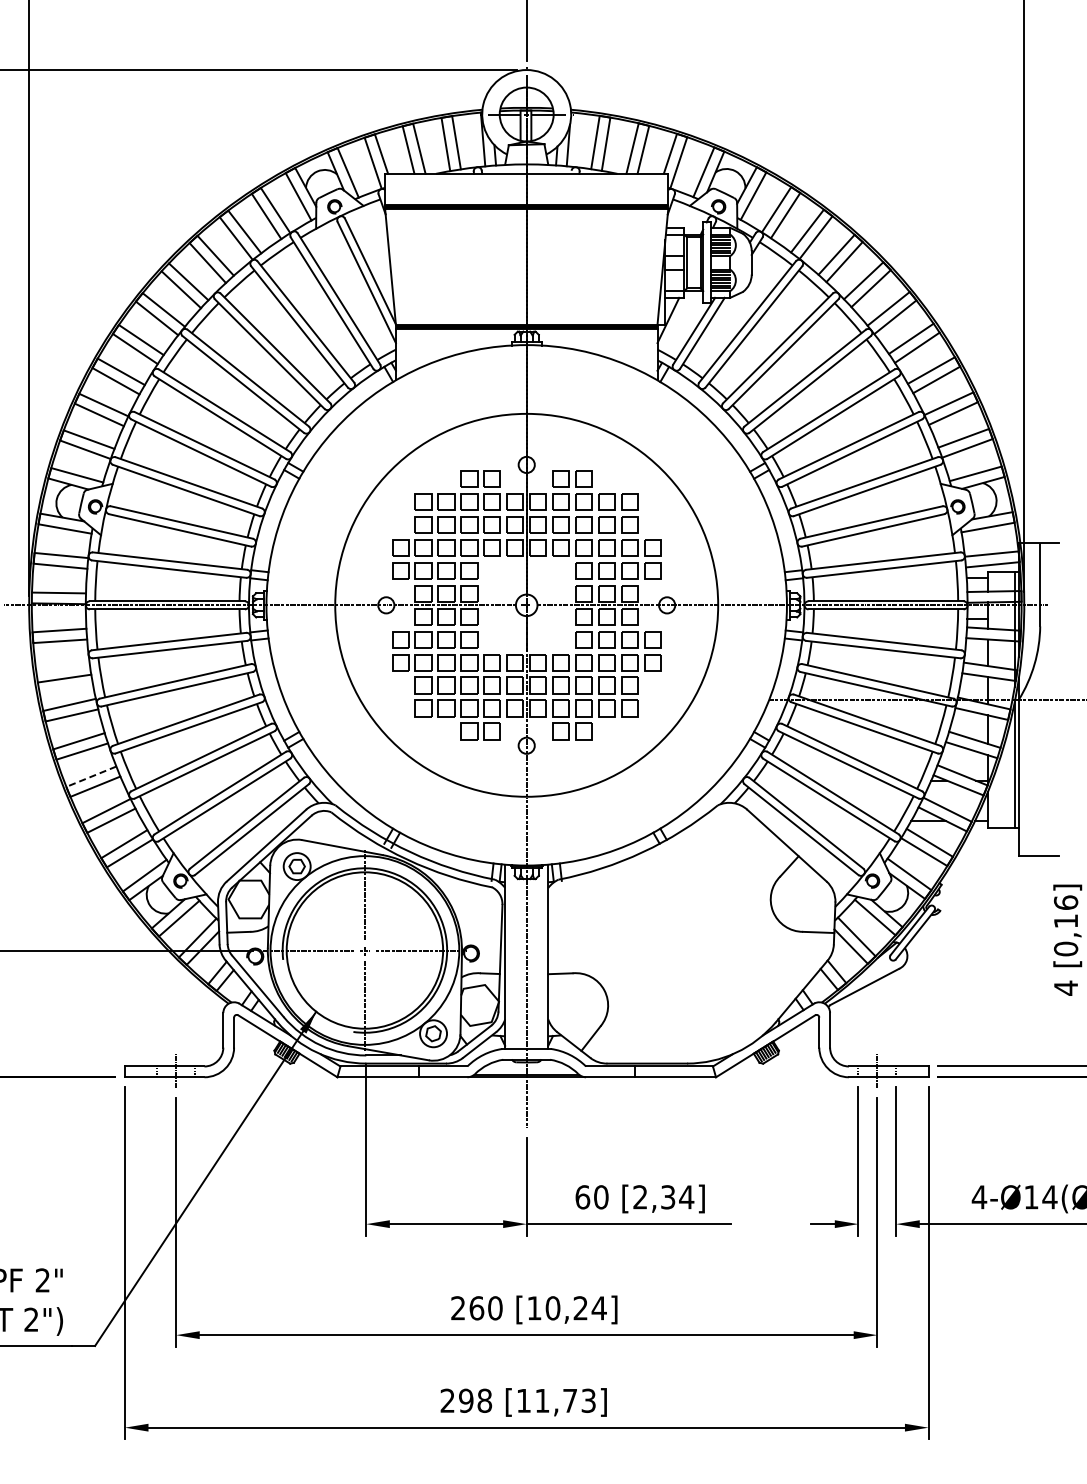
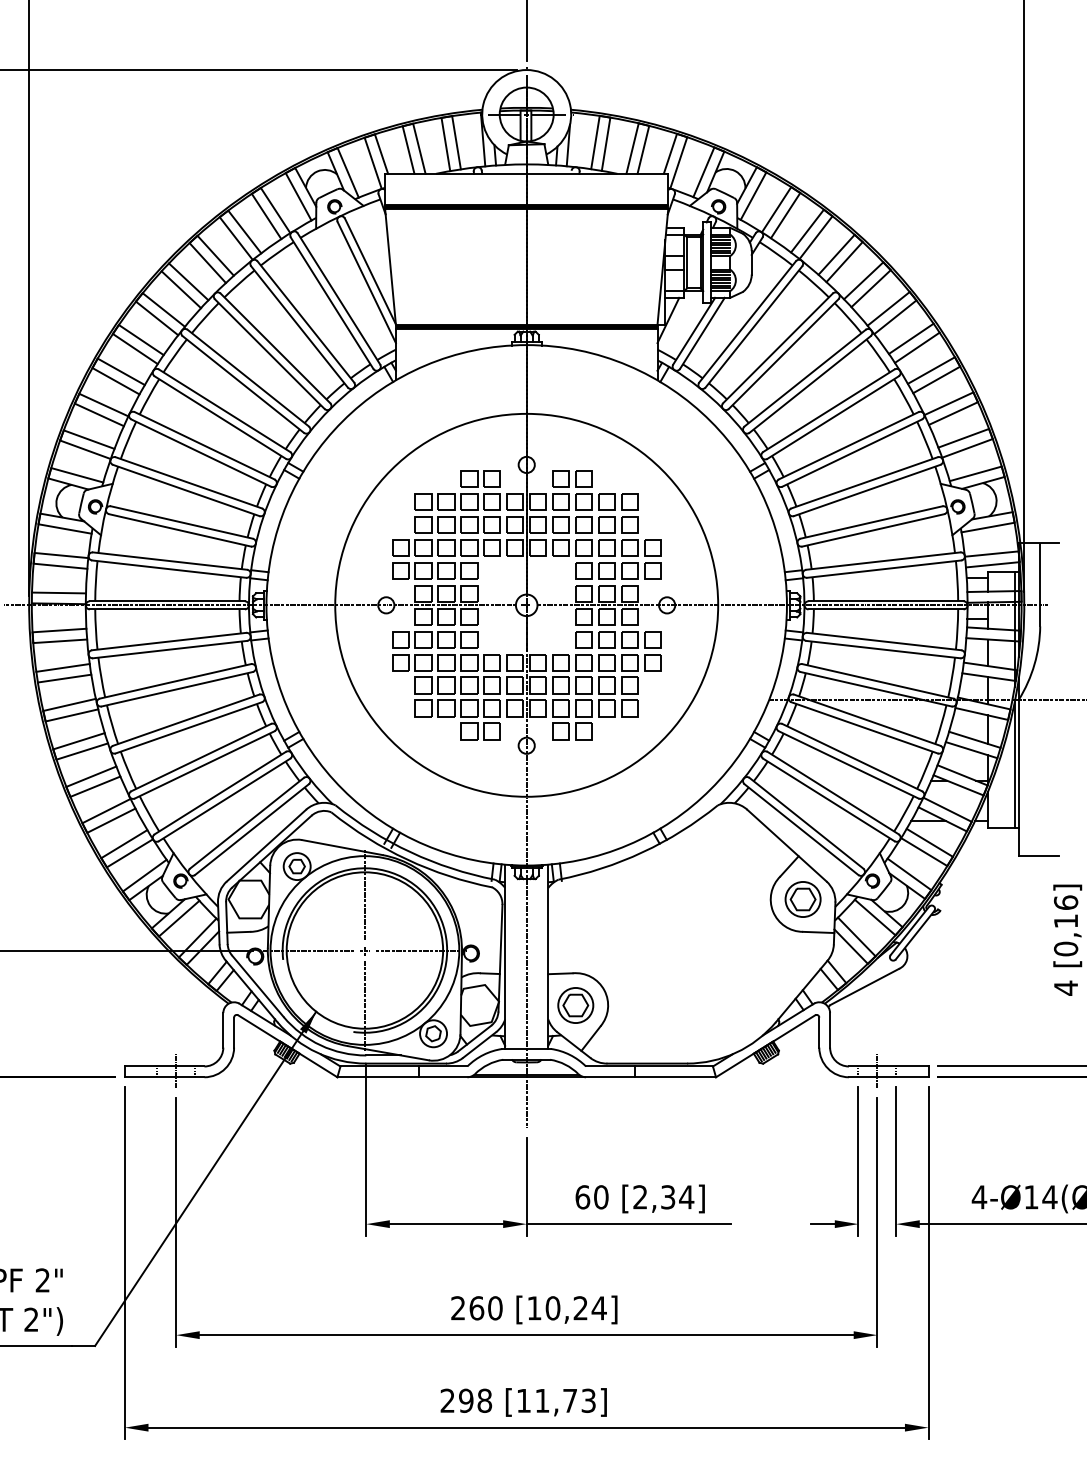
line: none -> present (62, 667)
line: dashed -> solid (91, 776)
part: none -> present (802, 899)
part: none -> present (575, 1005)
